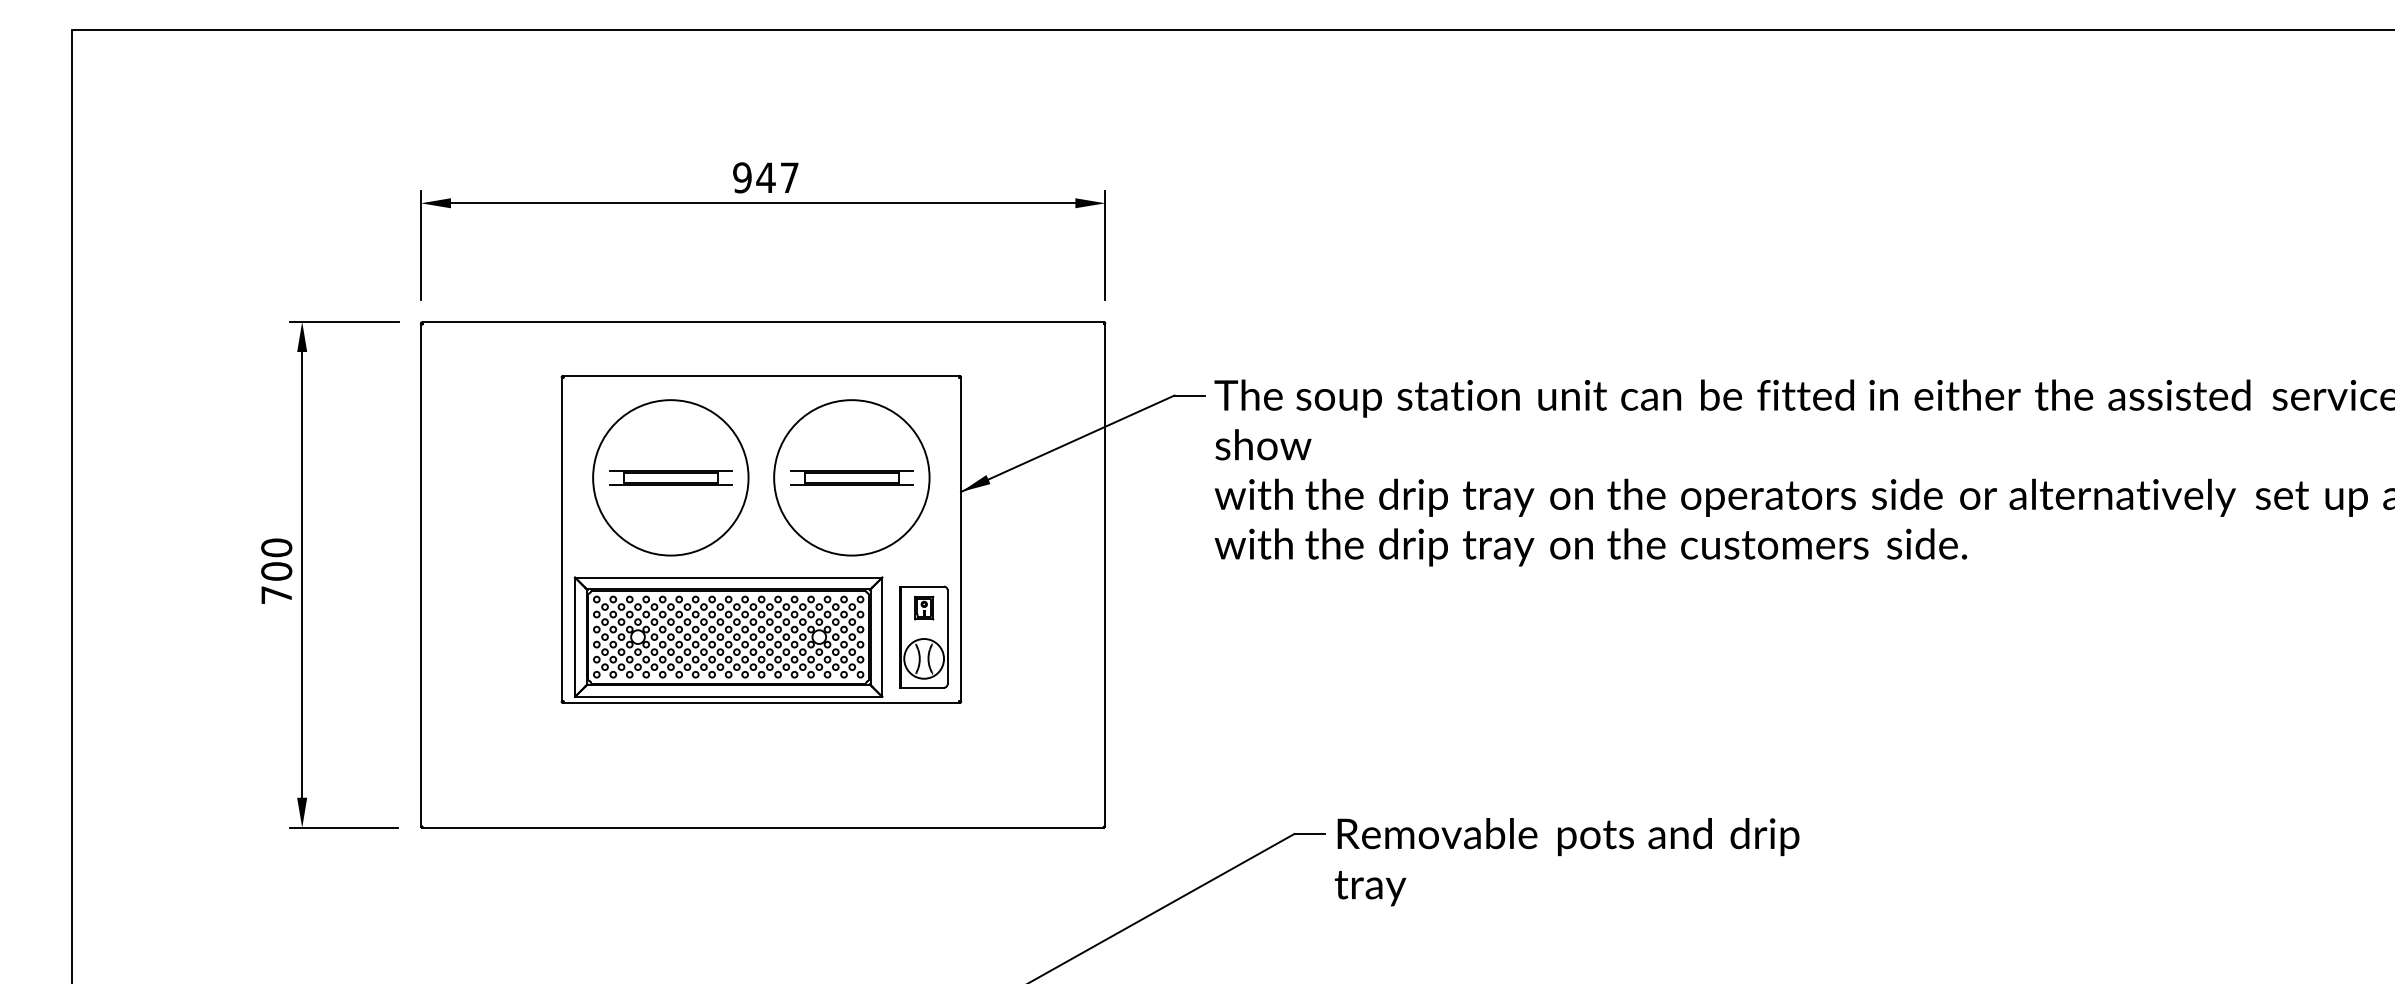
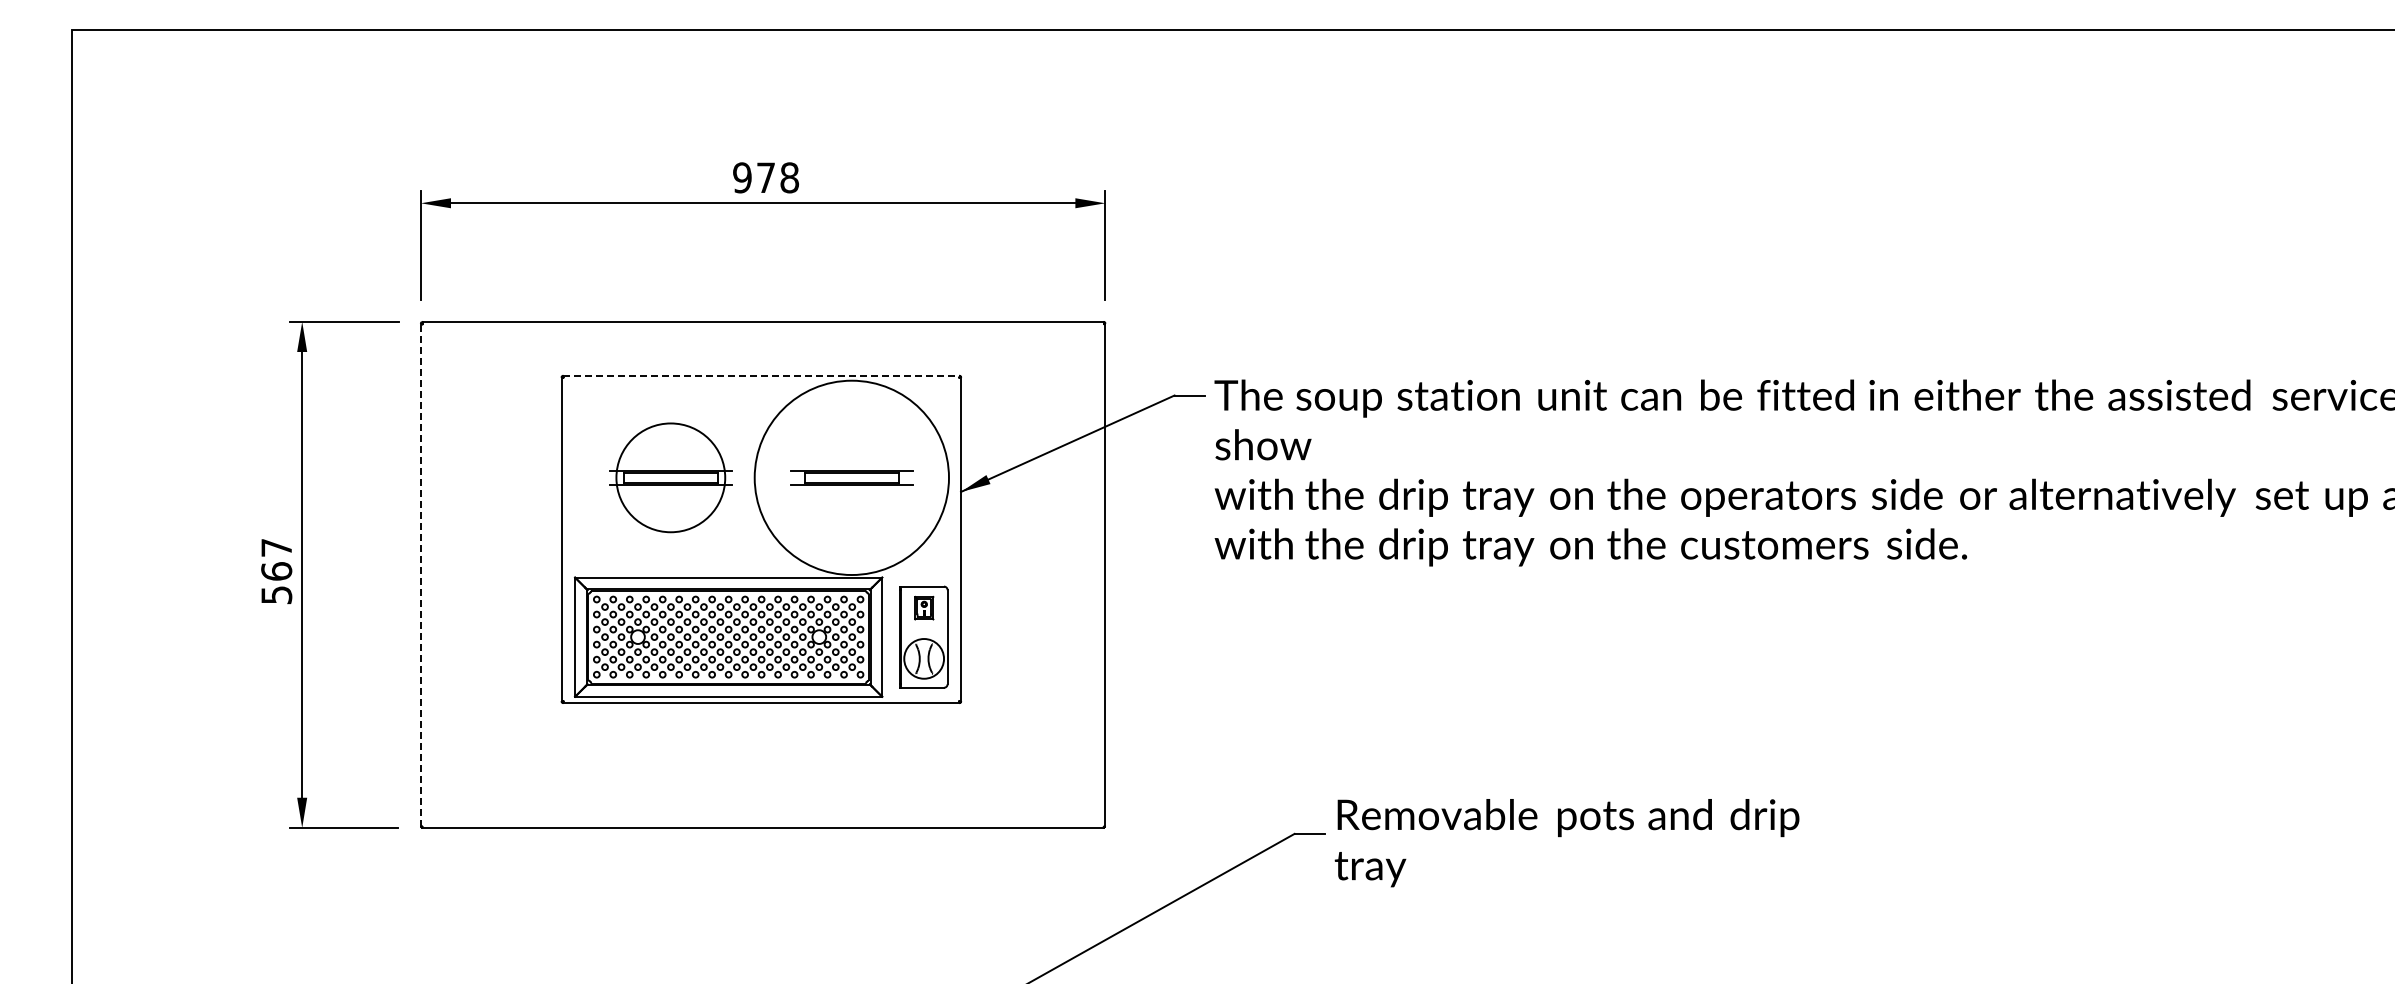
text: 947 -> 978 (777, 177)
line: solid -> dashed (761, 375)
circle diameter: 155 px -> 109 px (670, 477)
circle diameter: 155 px -> 194 px (851, 477)
text: 700 -> 567 (276, 571)
line: solid -> dashed (420, 575)
text position: (1566, 862) -> (1566, 843) (1566, 843)
